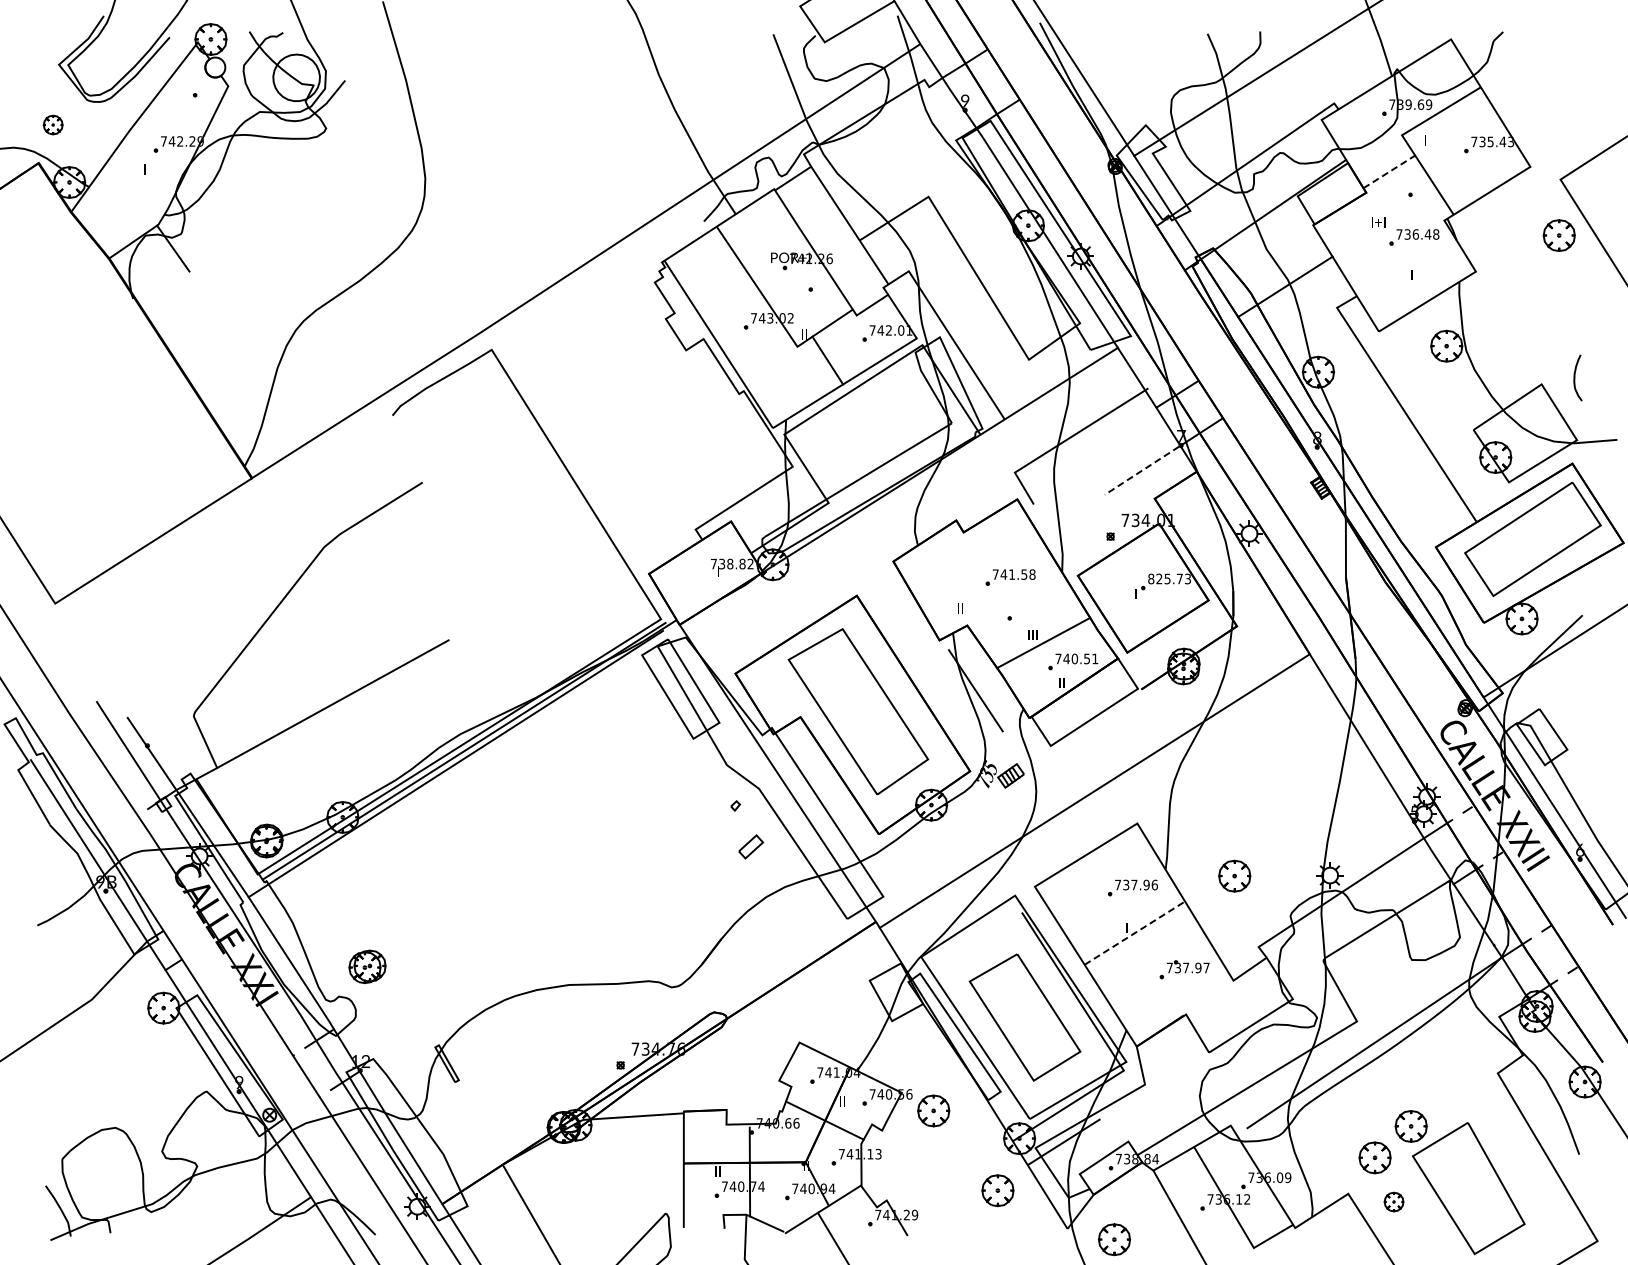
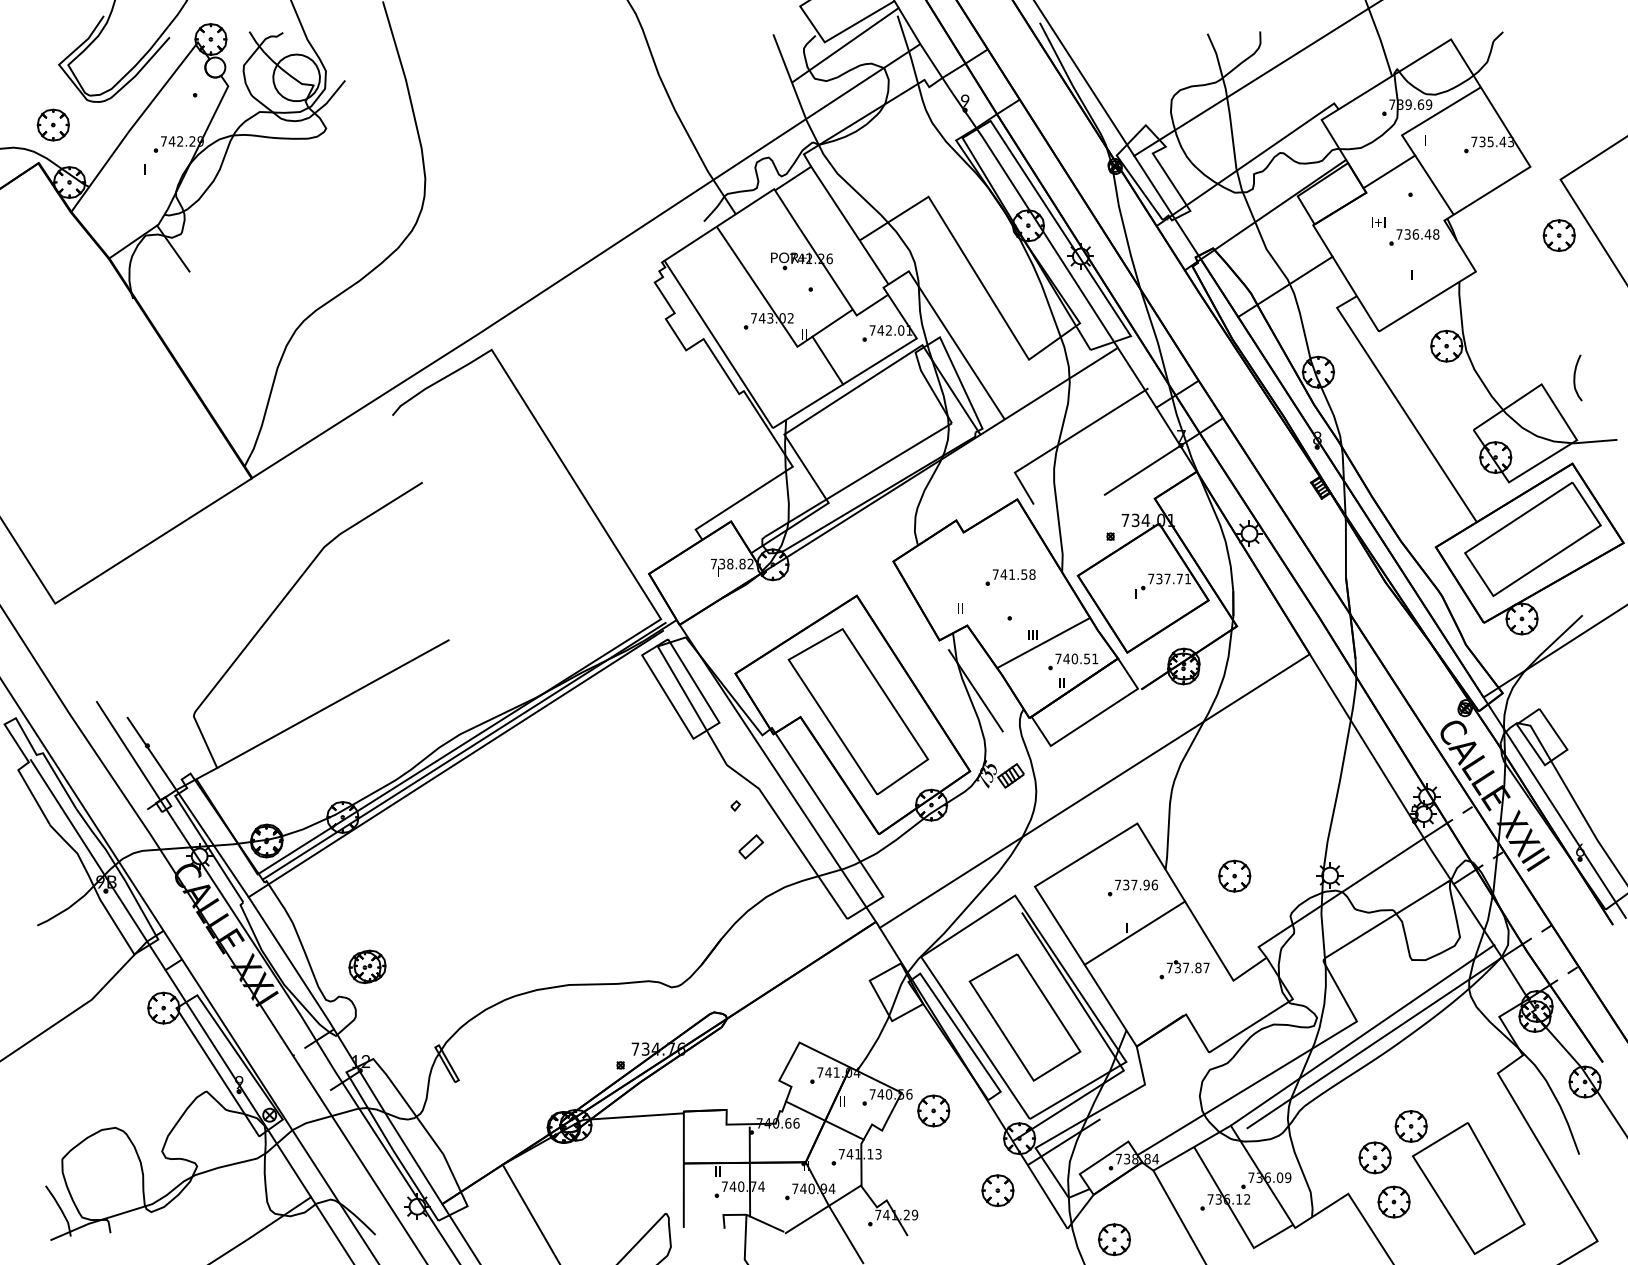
line: none -> present (845, 45)
part size: 22x22 px -> 34x34 px (52, 124)
line: dashed -> solid (1389, 171)
line: dashed -> solid (1141, 471)
text: 825.73 -> 737.71 (1169, 578)
line: dashed -> solid (1135, 932)
text: 737.97 -> 737.87 (1198, 967)
line: none -> present (1361, 1035)
part size: 22x22 px -> 34x34 px (1393, 1201)
line position: (832, 1236) -> (845, 1233) (845, 1233)
